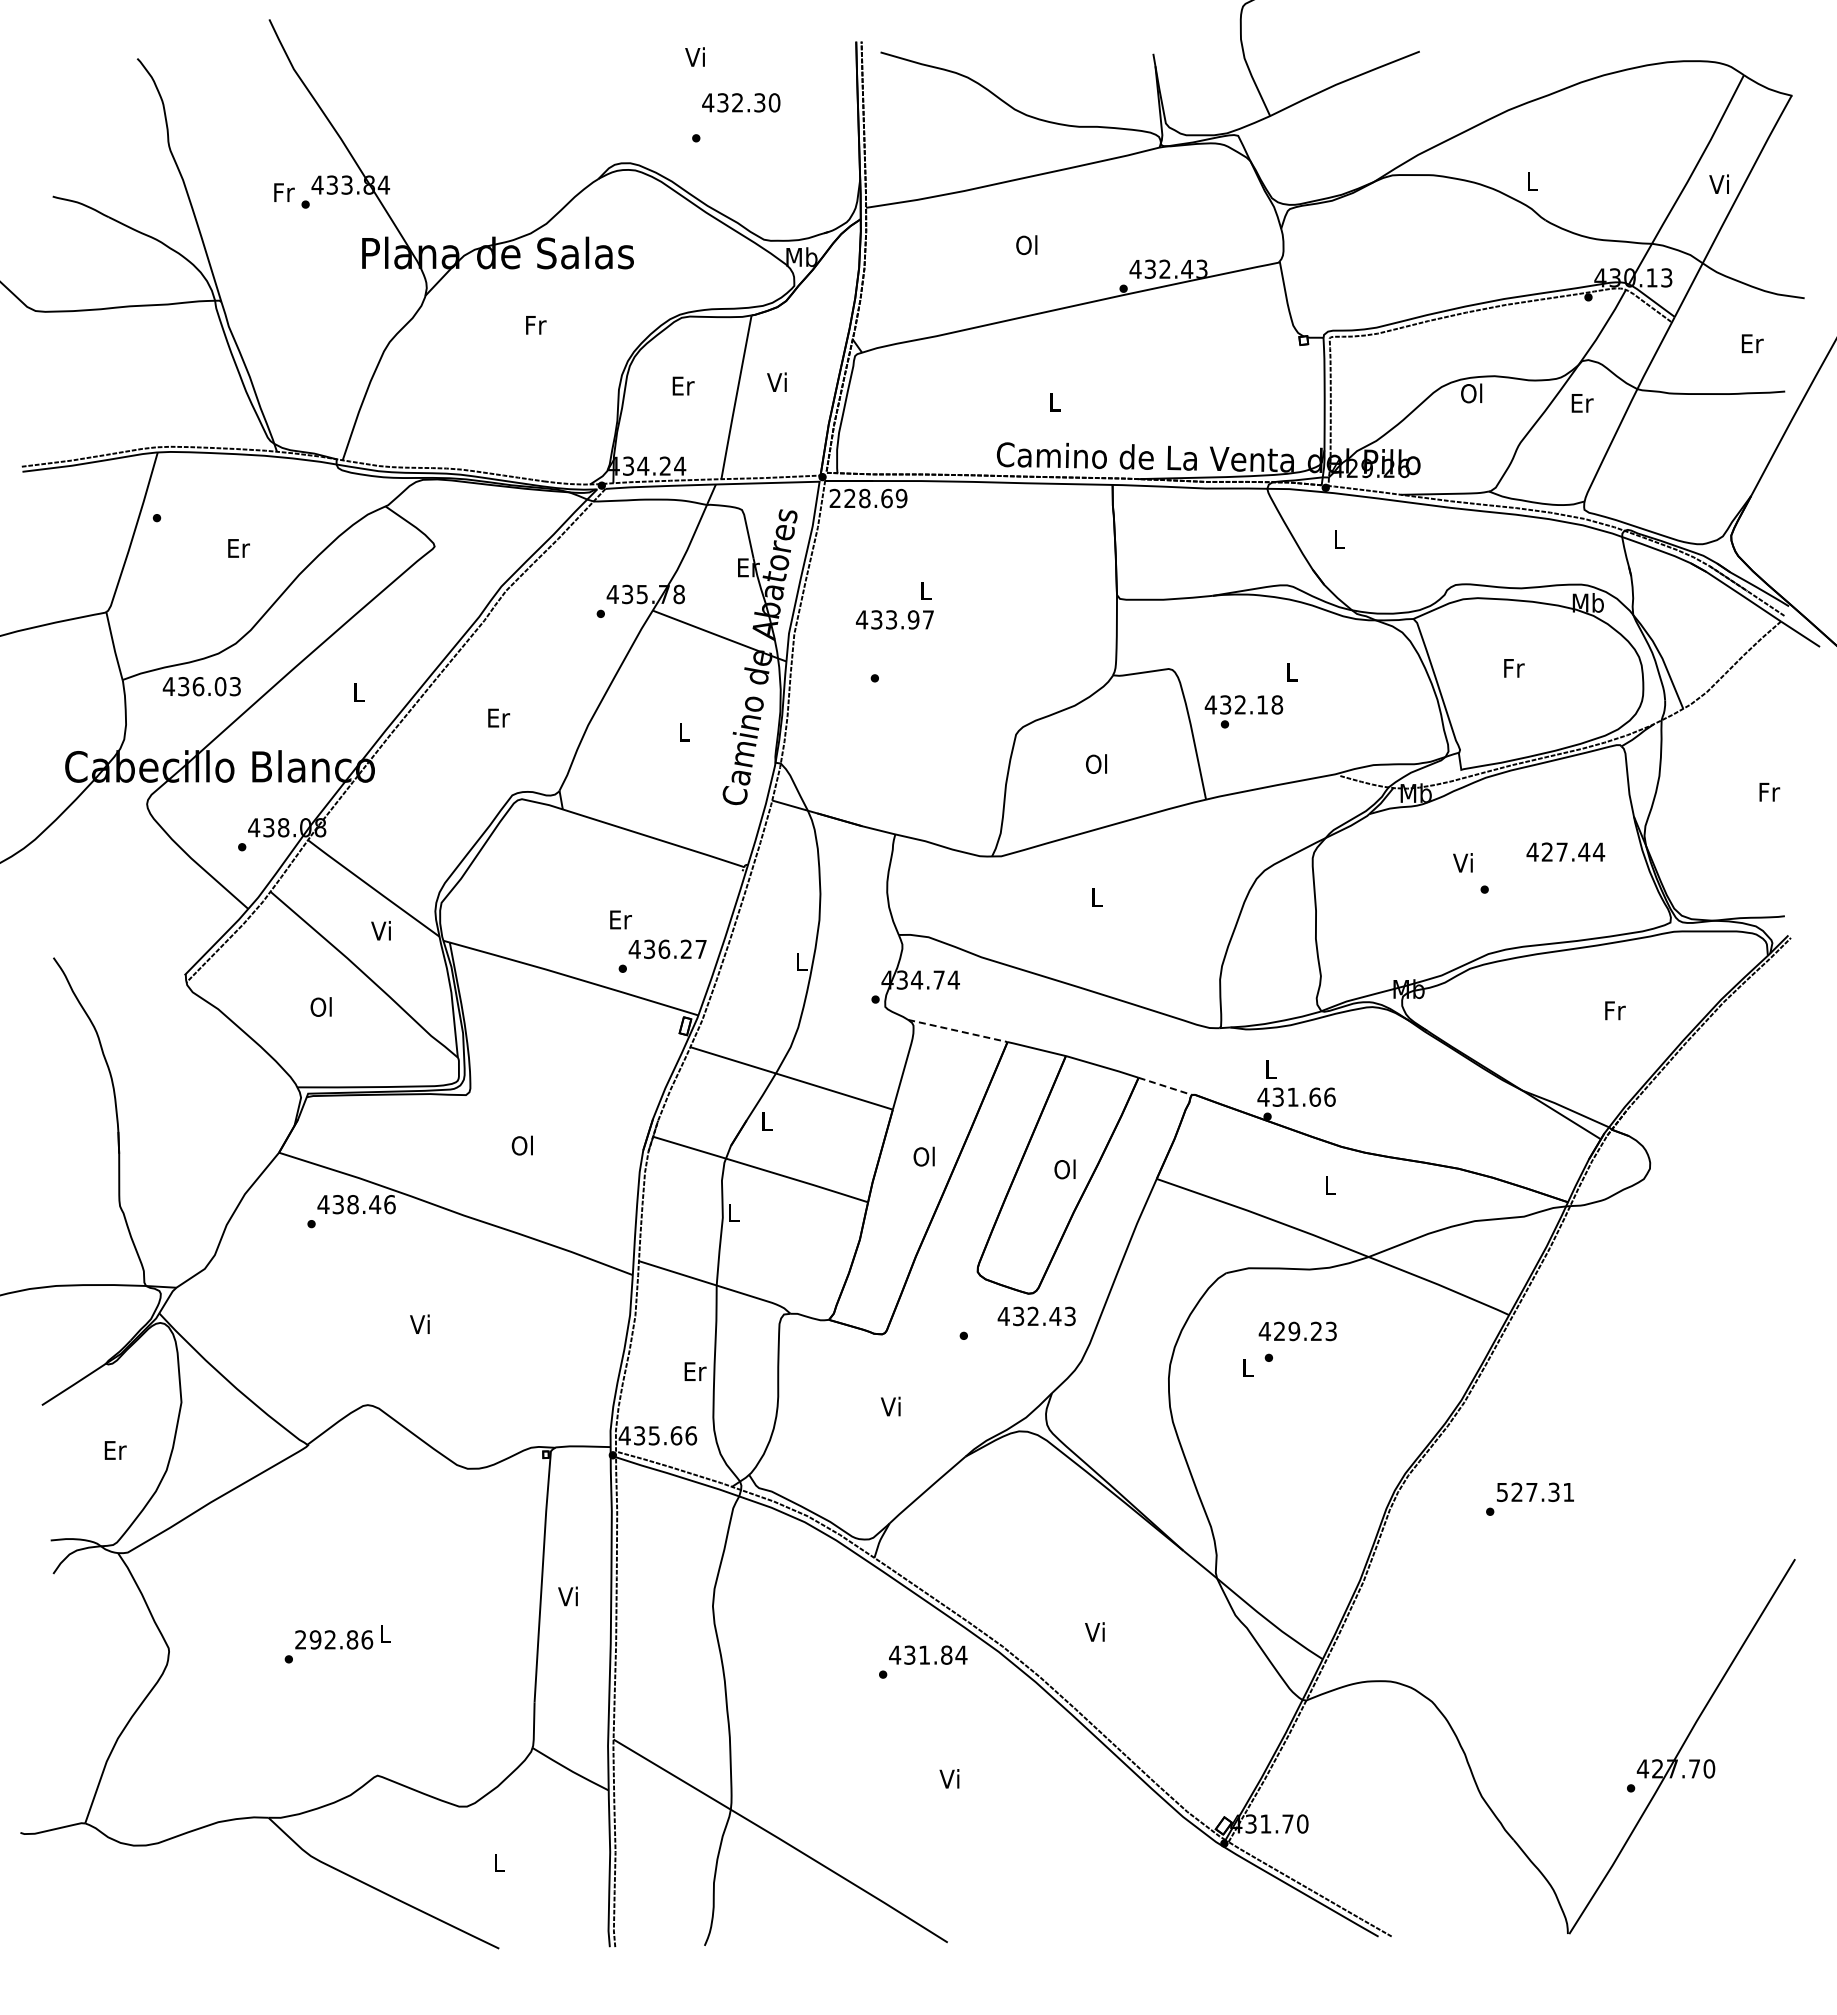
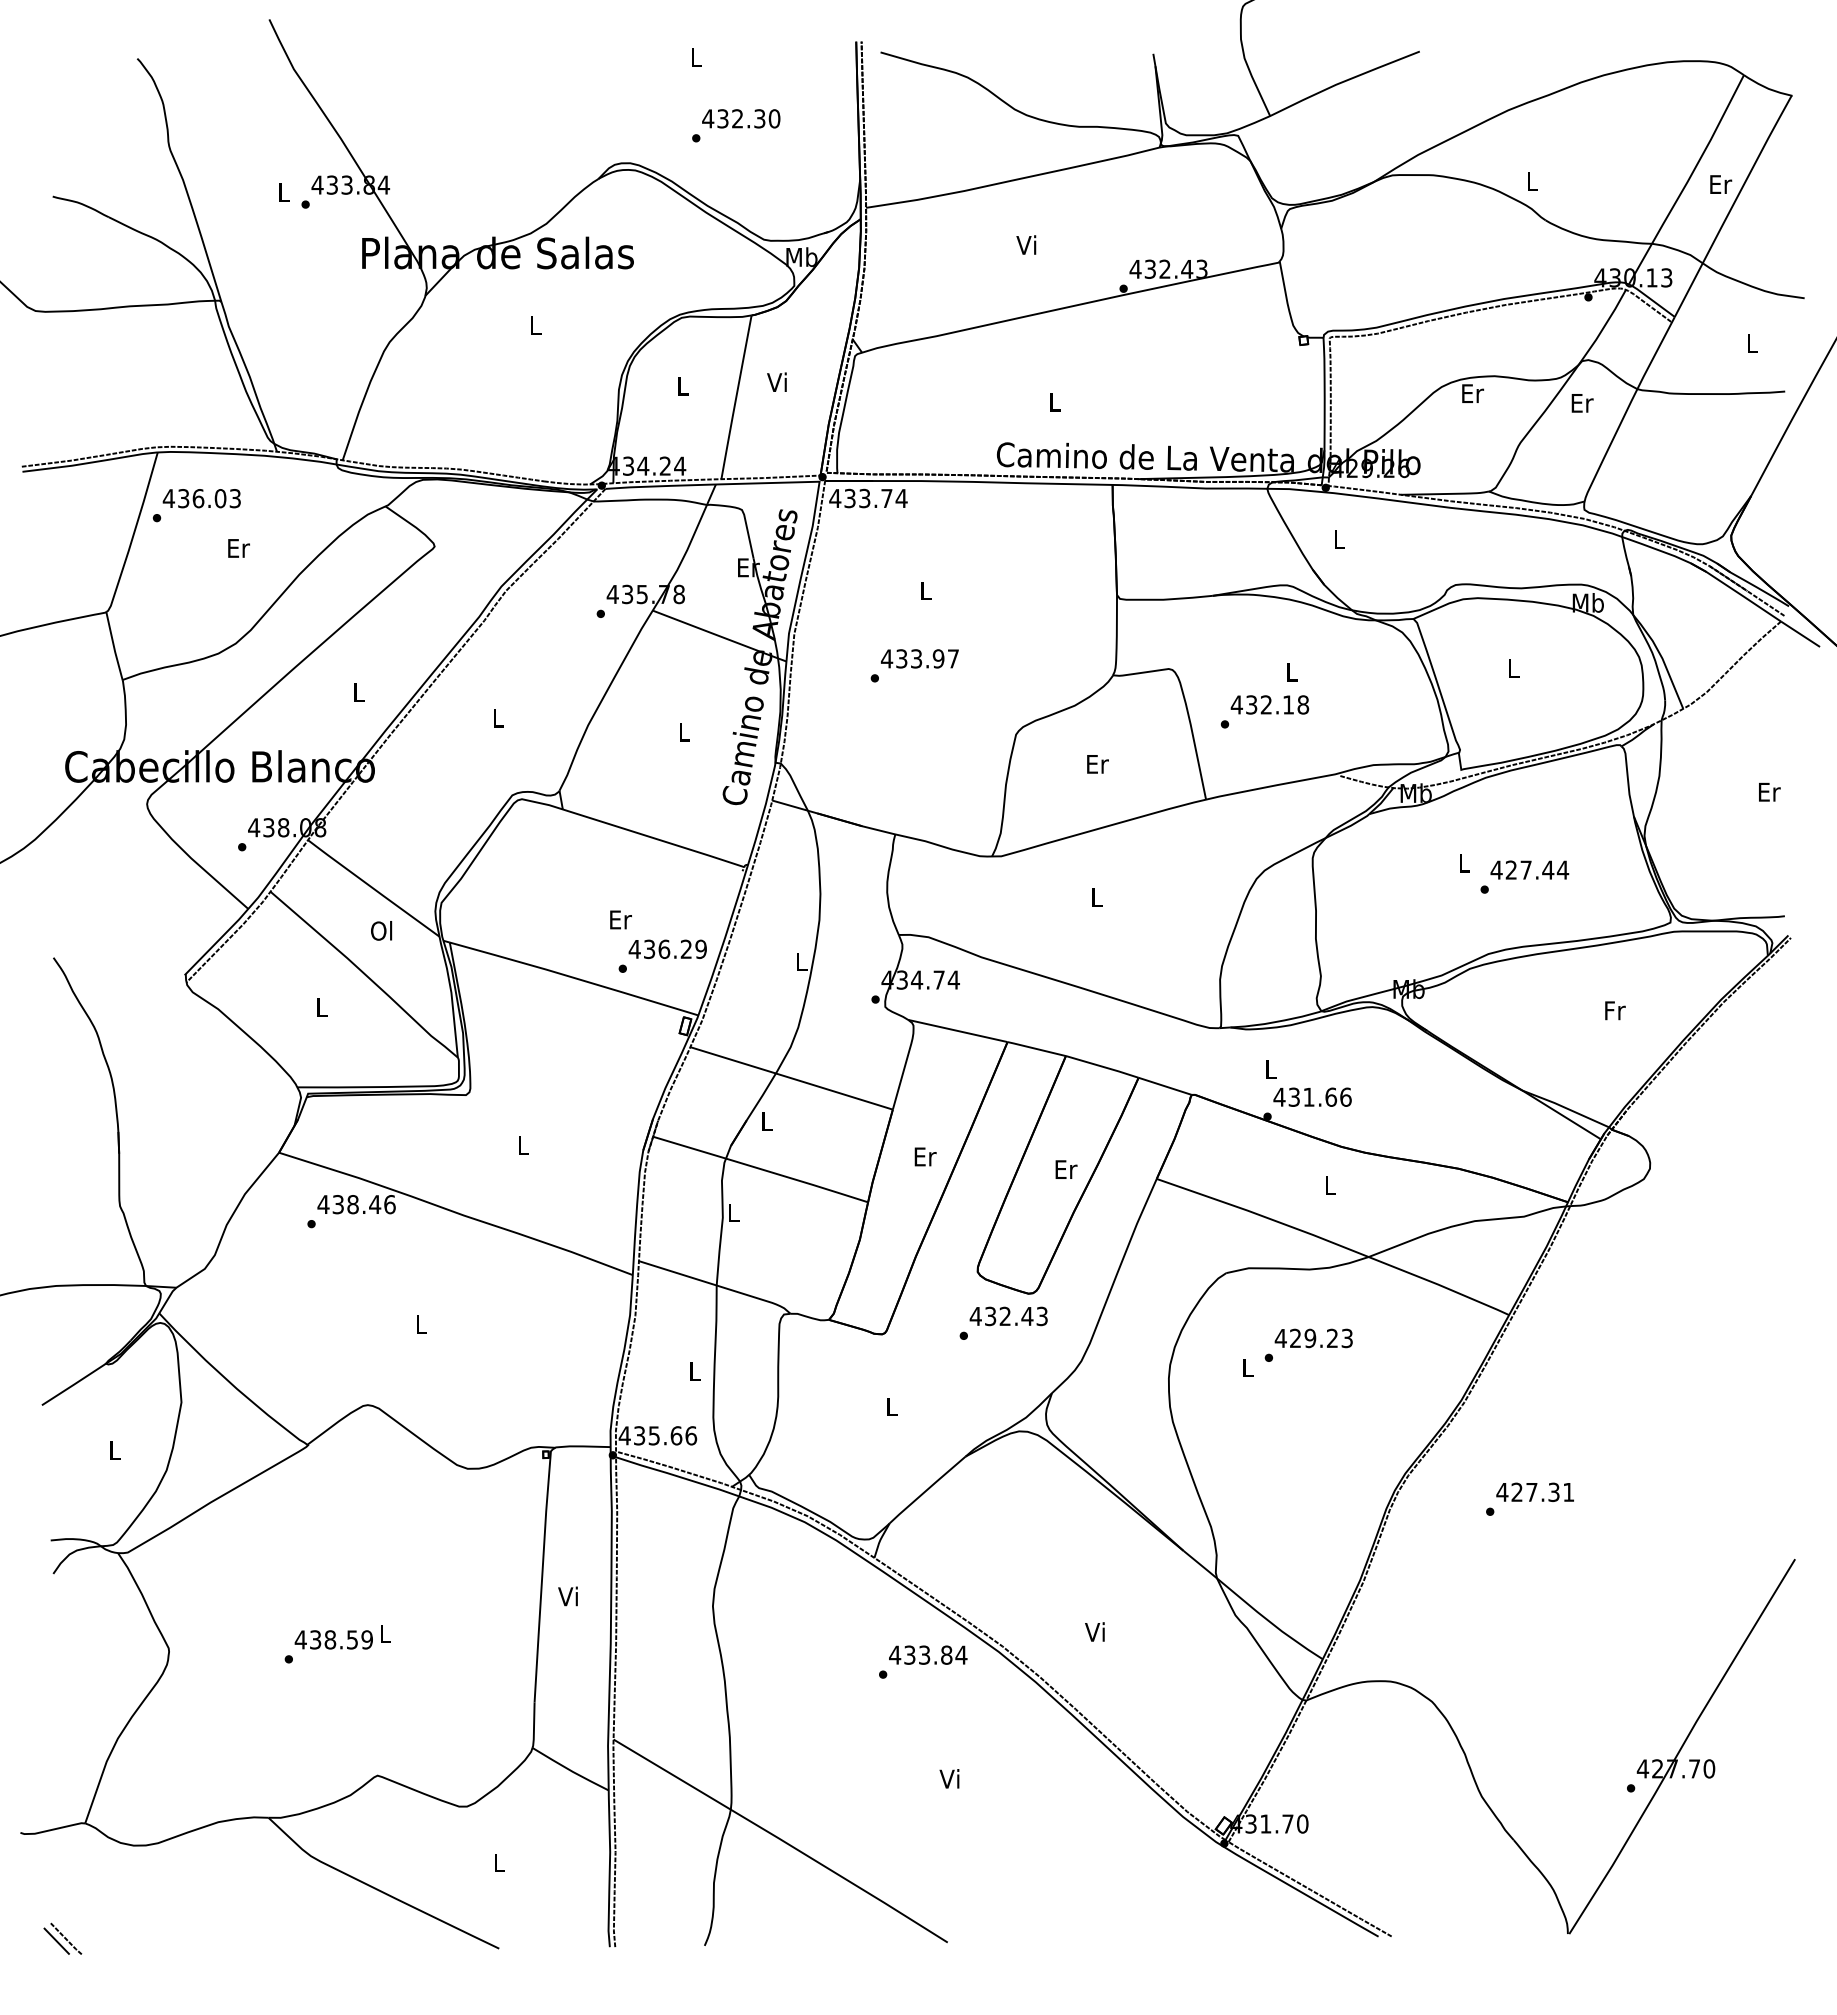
text: Vi -> L (694, 56)
text position: (741, 102) -> (741, 118) (741, 118)
text: Vi -> Er (1720, 183)
text: Fr -> L (284, 192)
text: Ol -> Vi (1026, 245)
text: Fr -> L (536, 325)
text: Er -> L (1752, 343)
text: Er -> L (683, 385)
text: Ol -> Er (1472, 393)
text: 228.69 -> 433.74 (868, 498)
text position: (894, 619) -> (919, 658) (919, 658)
text: Fr -> L (1514, 668)
text position: (201, 686) -> (201, 498) (201, 498)
text position: (1243, 704) -> (1269, 704) (1269, 704)
text: Er -> L (499, 717)
text: Ol -> Er (1097, 763)
text: Fr -> Er (1769, 792)
text position: (1565, 851) -> (1529, 869) (1529, 869)
text: Vi -> L (1462, 862)
text: Vi -> Ol (381, 930)
text: 436.27 -> 436.29 (700, 948)
text: Ol -> L (320, 1006)
line: dashed -> solid (958, 1031)
line: dashed -> solid (1164, 1086)
text position: (1296, 1096) -> (1312, 1096) (1312, 1096)
text: Ol -> L (521, 1145)
text: Ol -> Er (924, 1156)
text: Ol -> Er (1065, 1169)
text position: (1036, 1316) -> (1008, 1316) (1008, 1316)
text: Vi -> L (419, 1323)
text position: (1297, 1331) -> (1313, 1338) (1313, 1338)
text: Er -> L (695, 1371)
text: Vi -> L (890, 1406)
text: Er -> L (115, 1450)
text: 527.31 -> 427.31 (1502, 1492)
text: 292.86 -> 438.59 (333, 1639)
text: 431.84 -> 433.84 (924, 1654)
part: none -> present (62, 1938)
